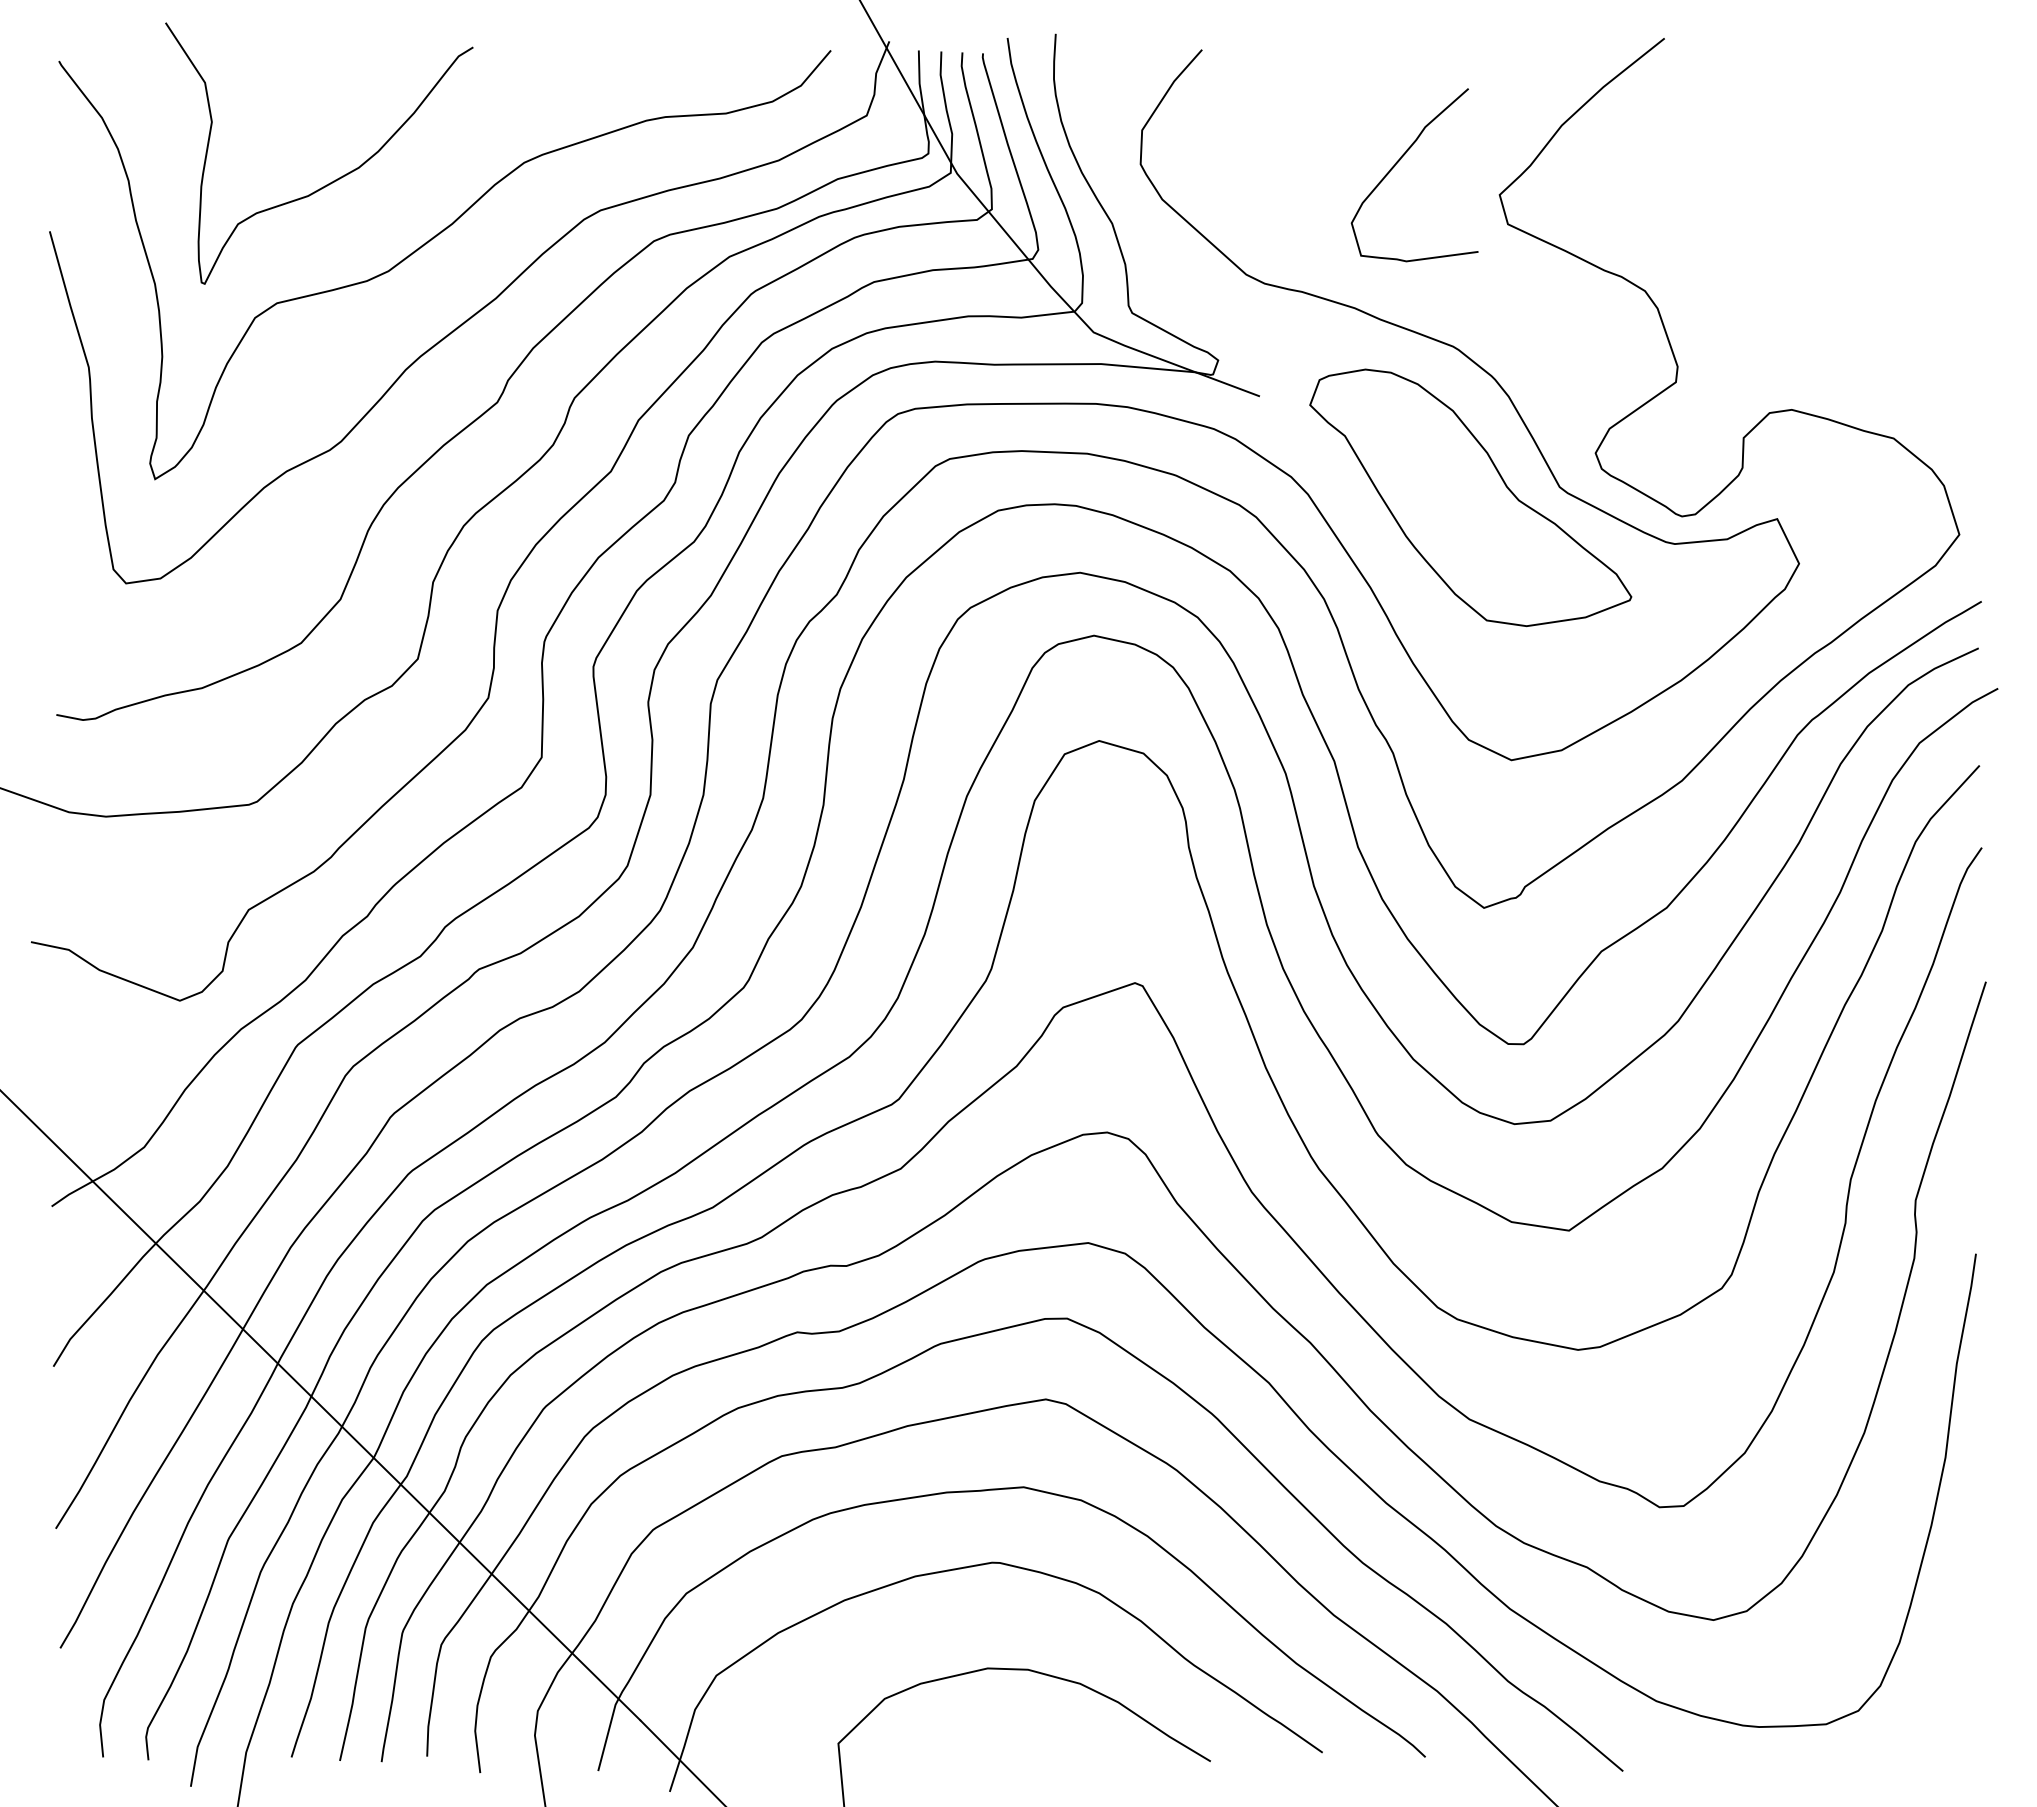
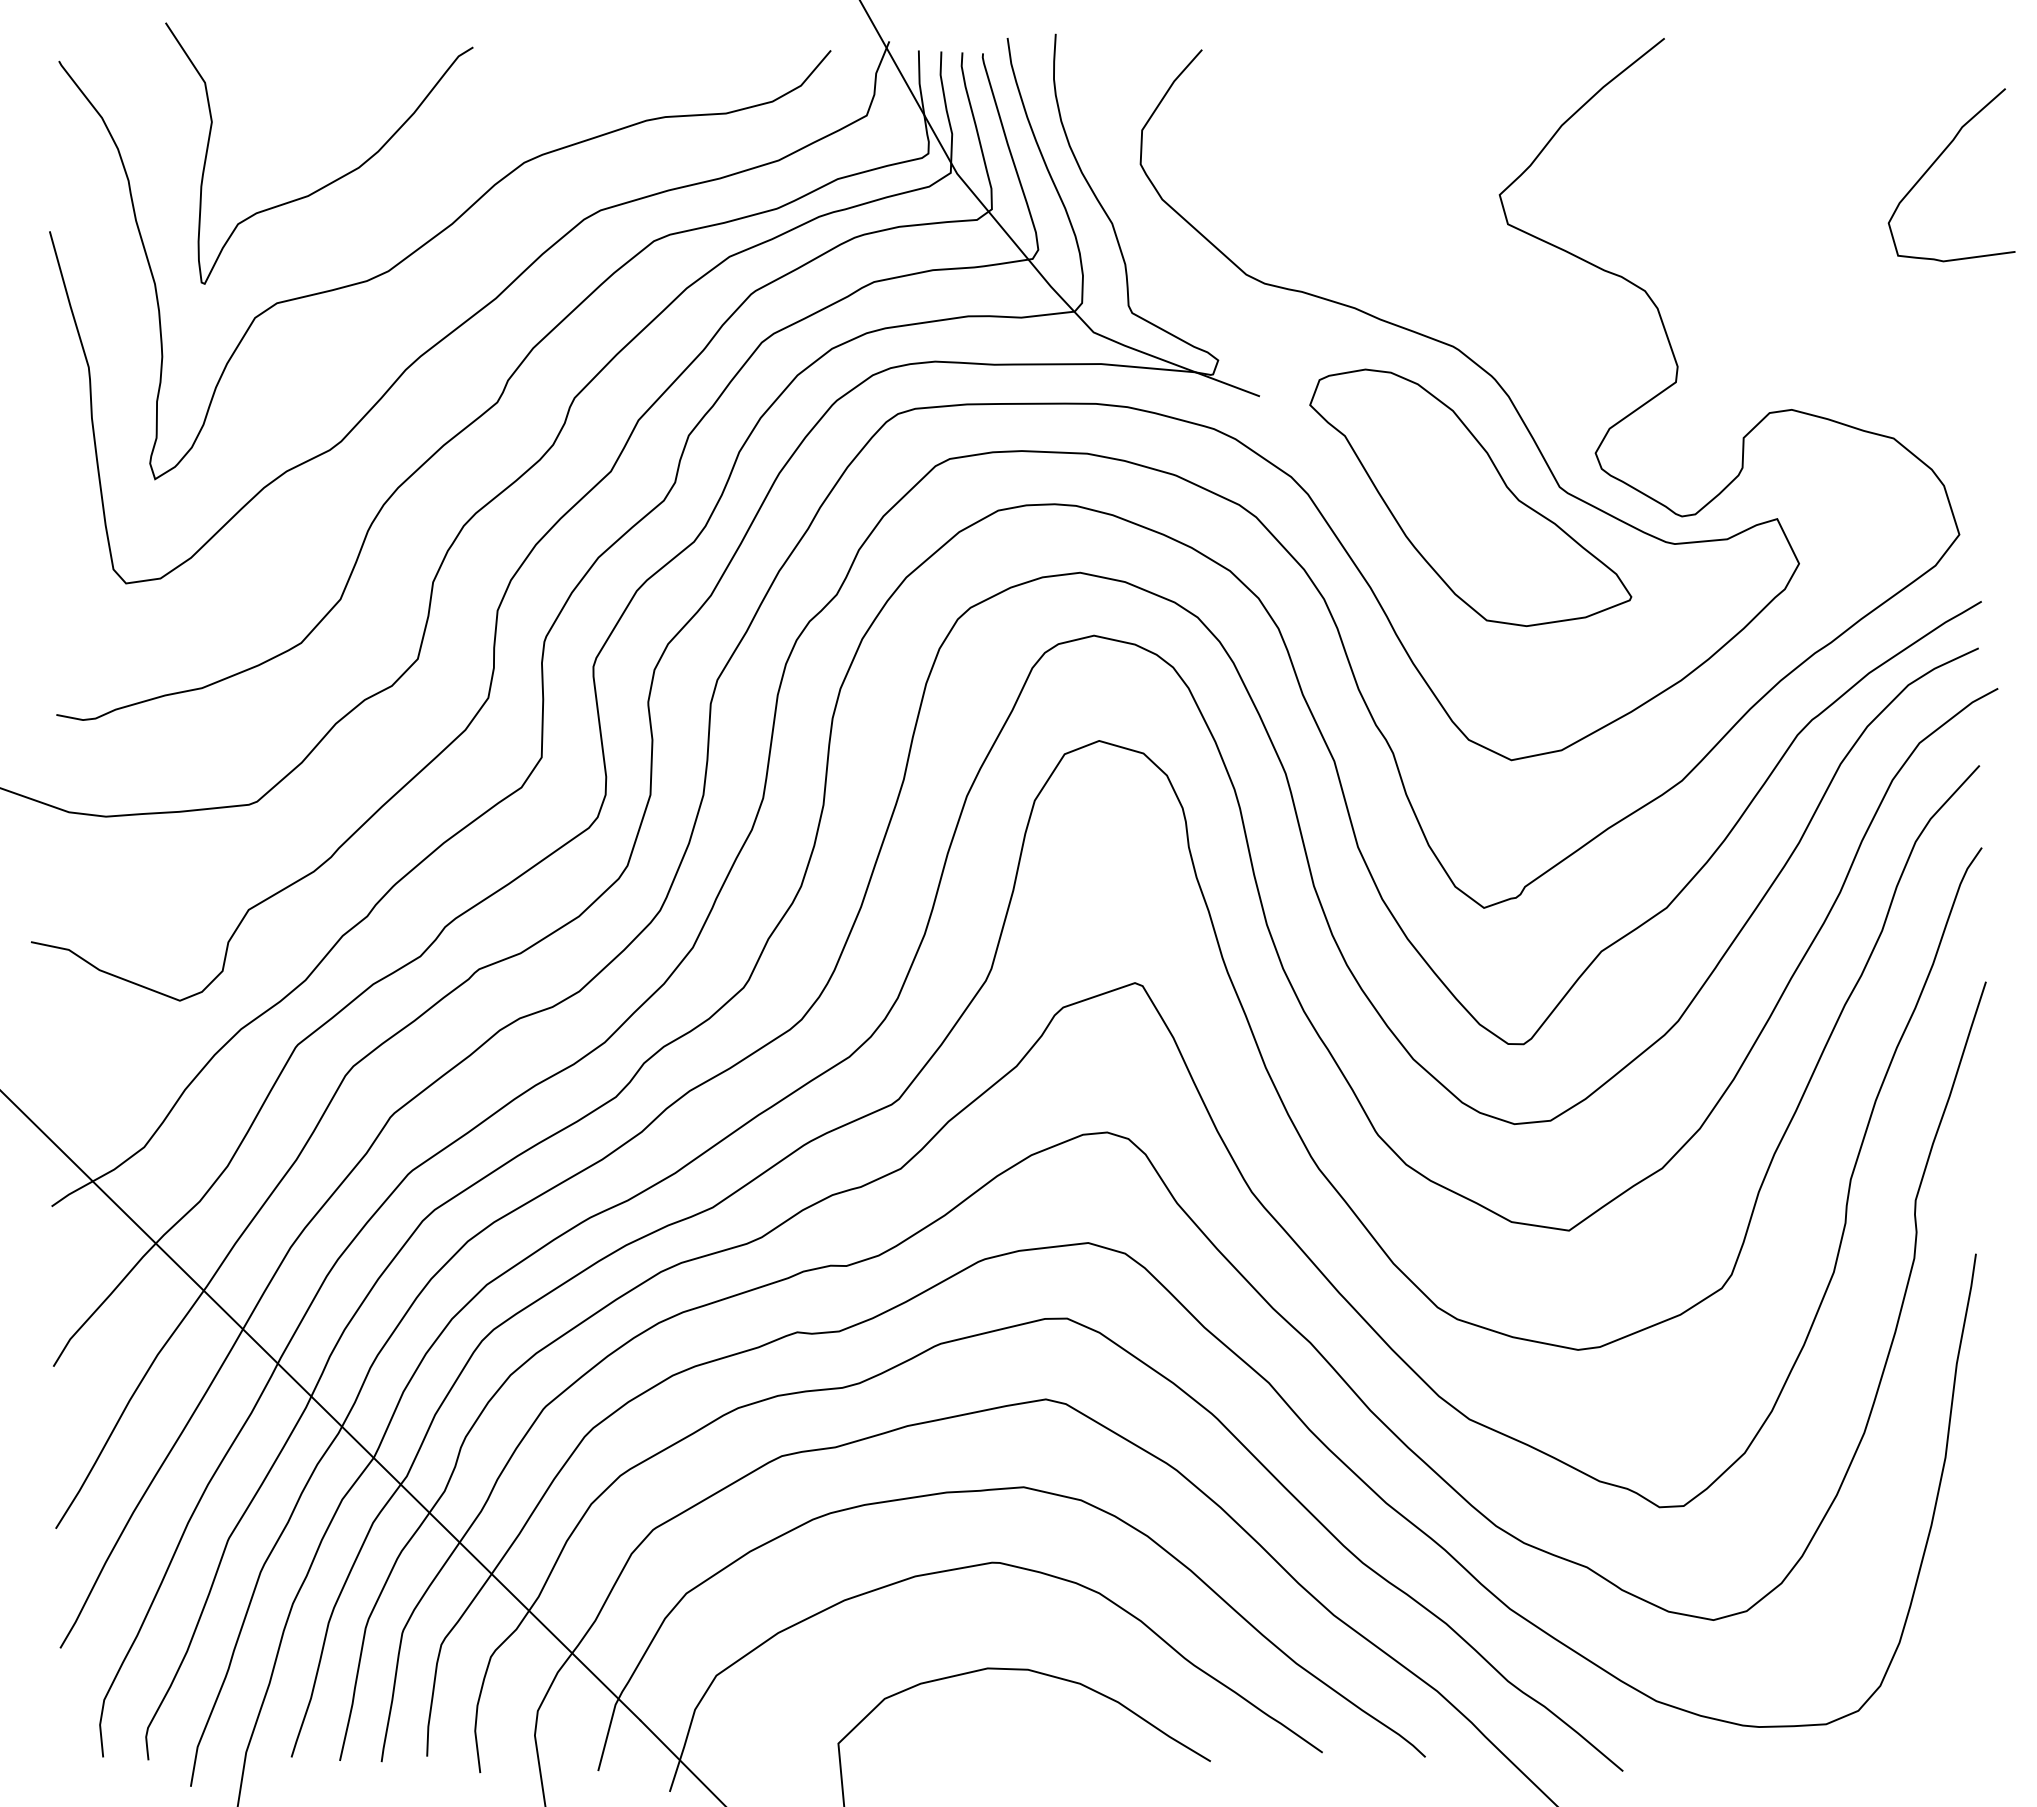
curve position: (1400, 160) -> (1937, 160) (1937, 160)
